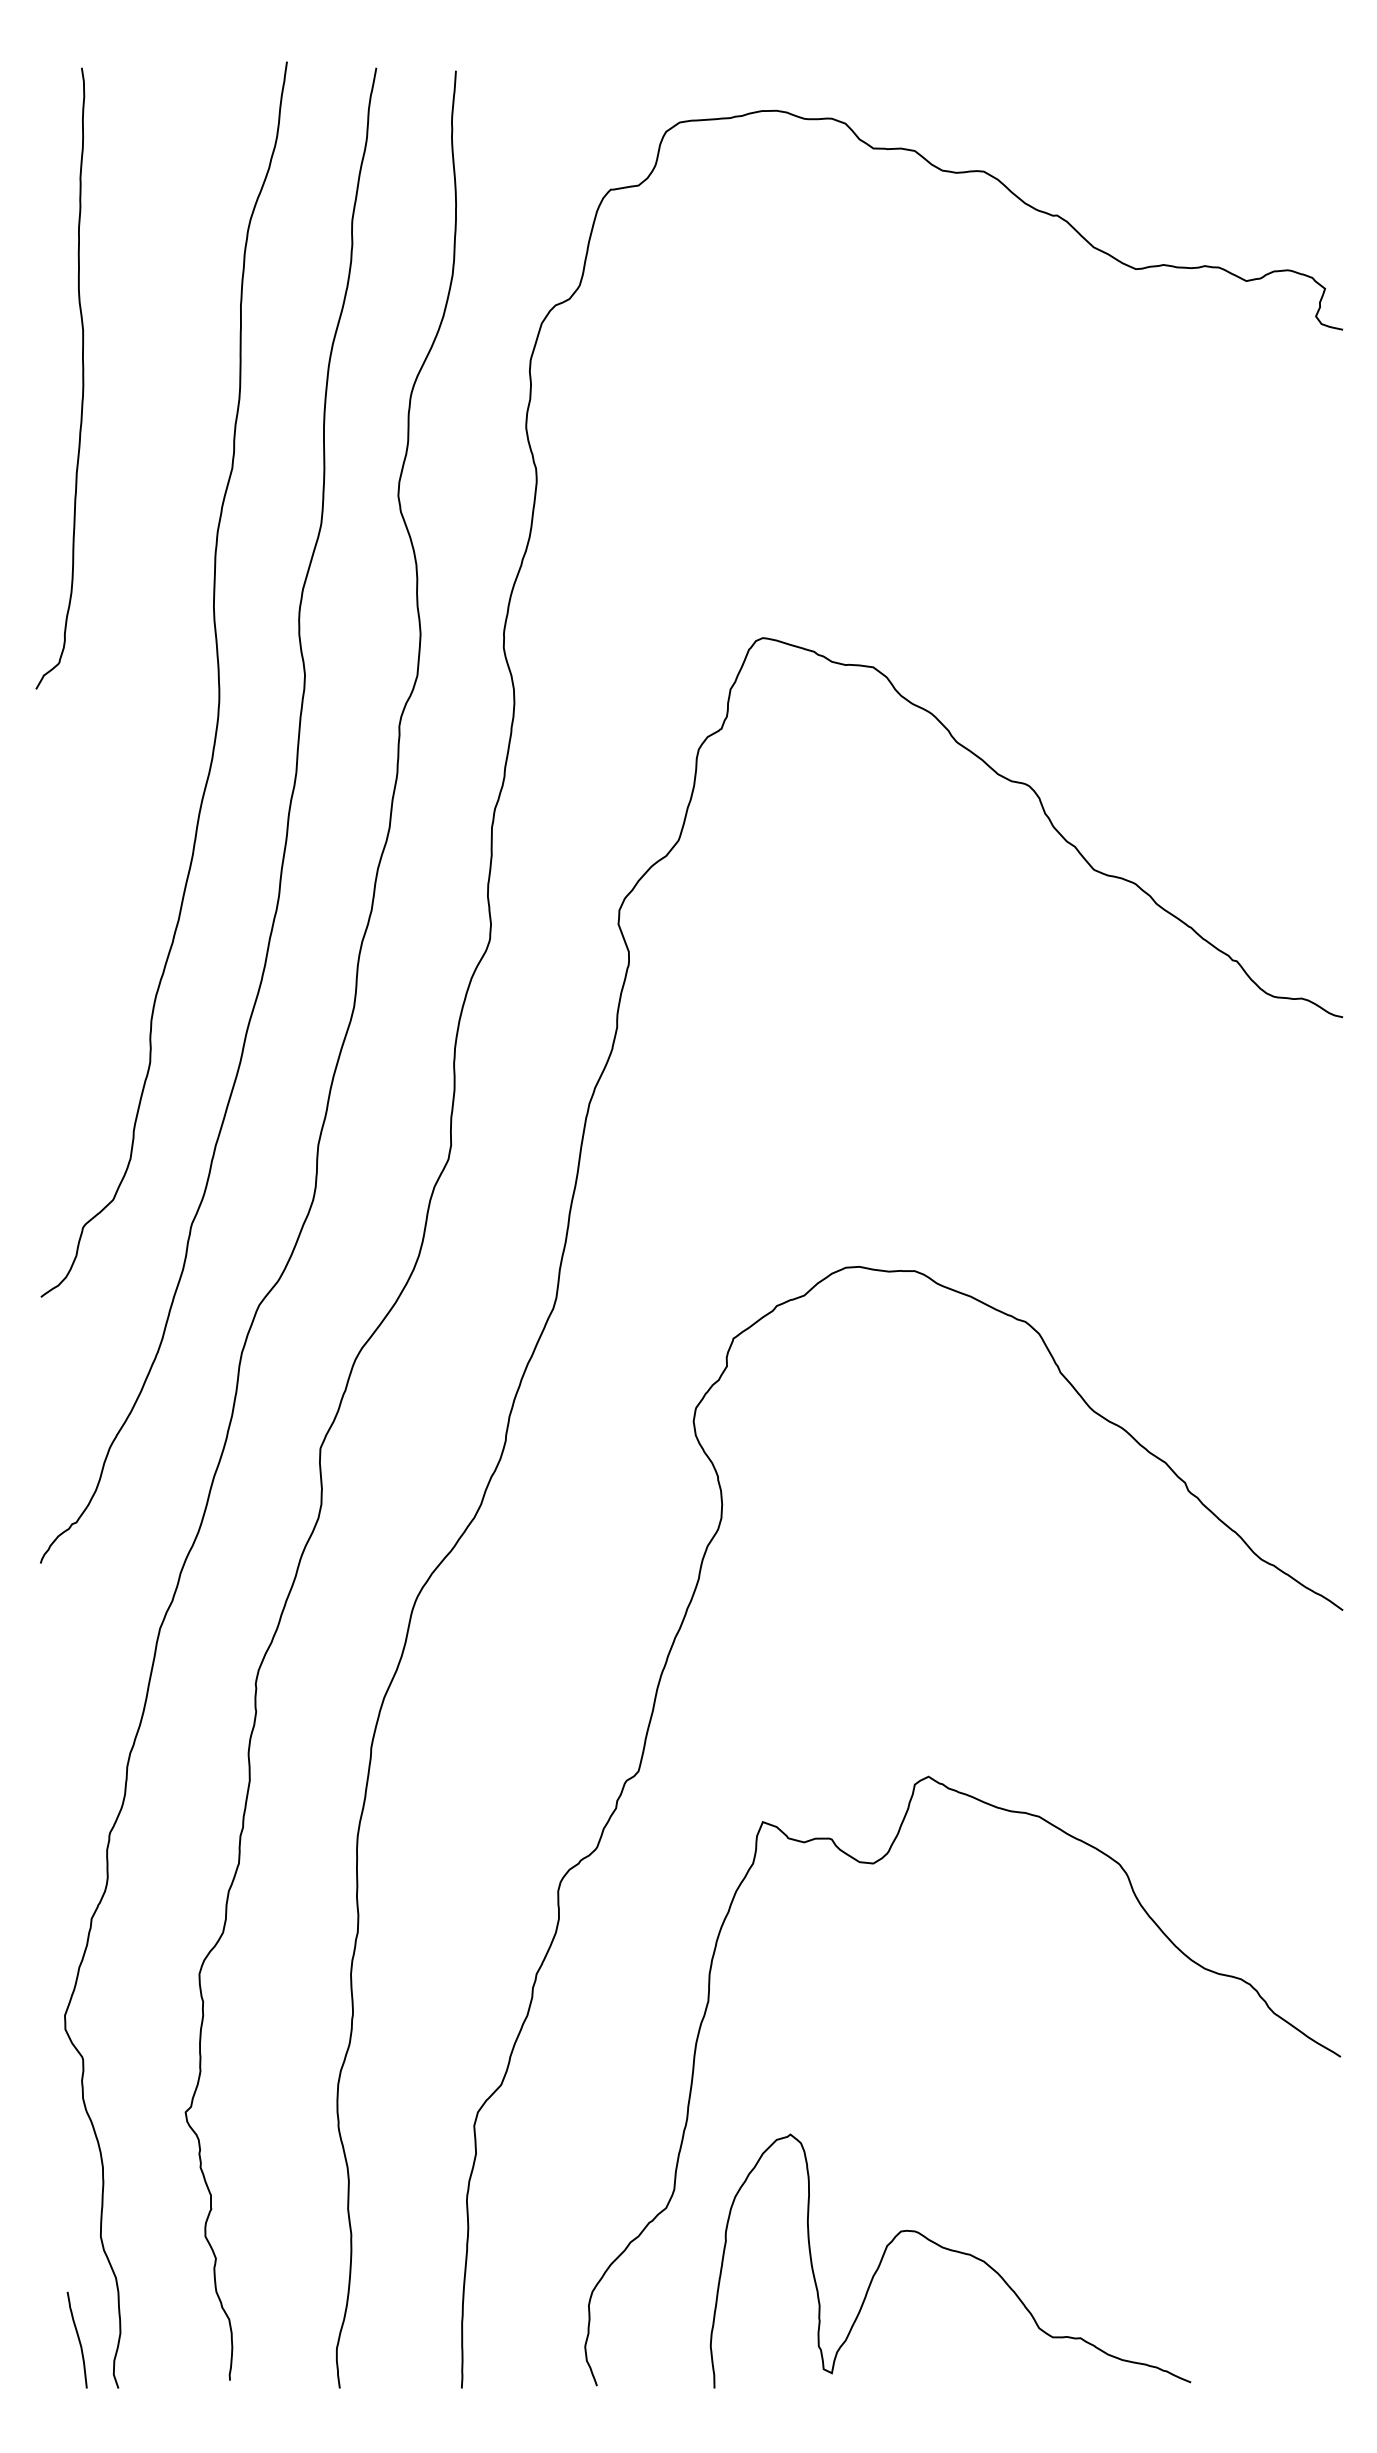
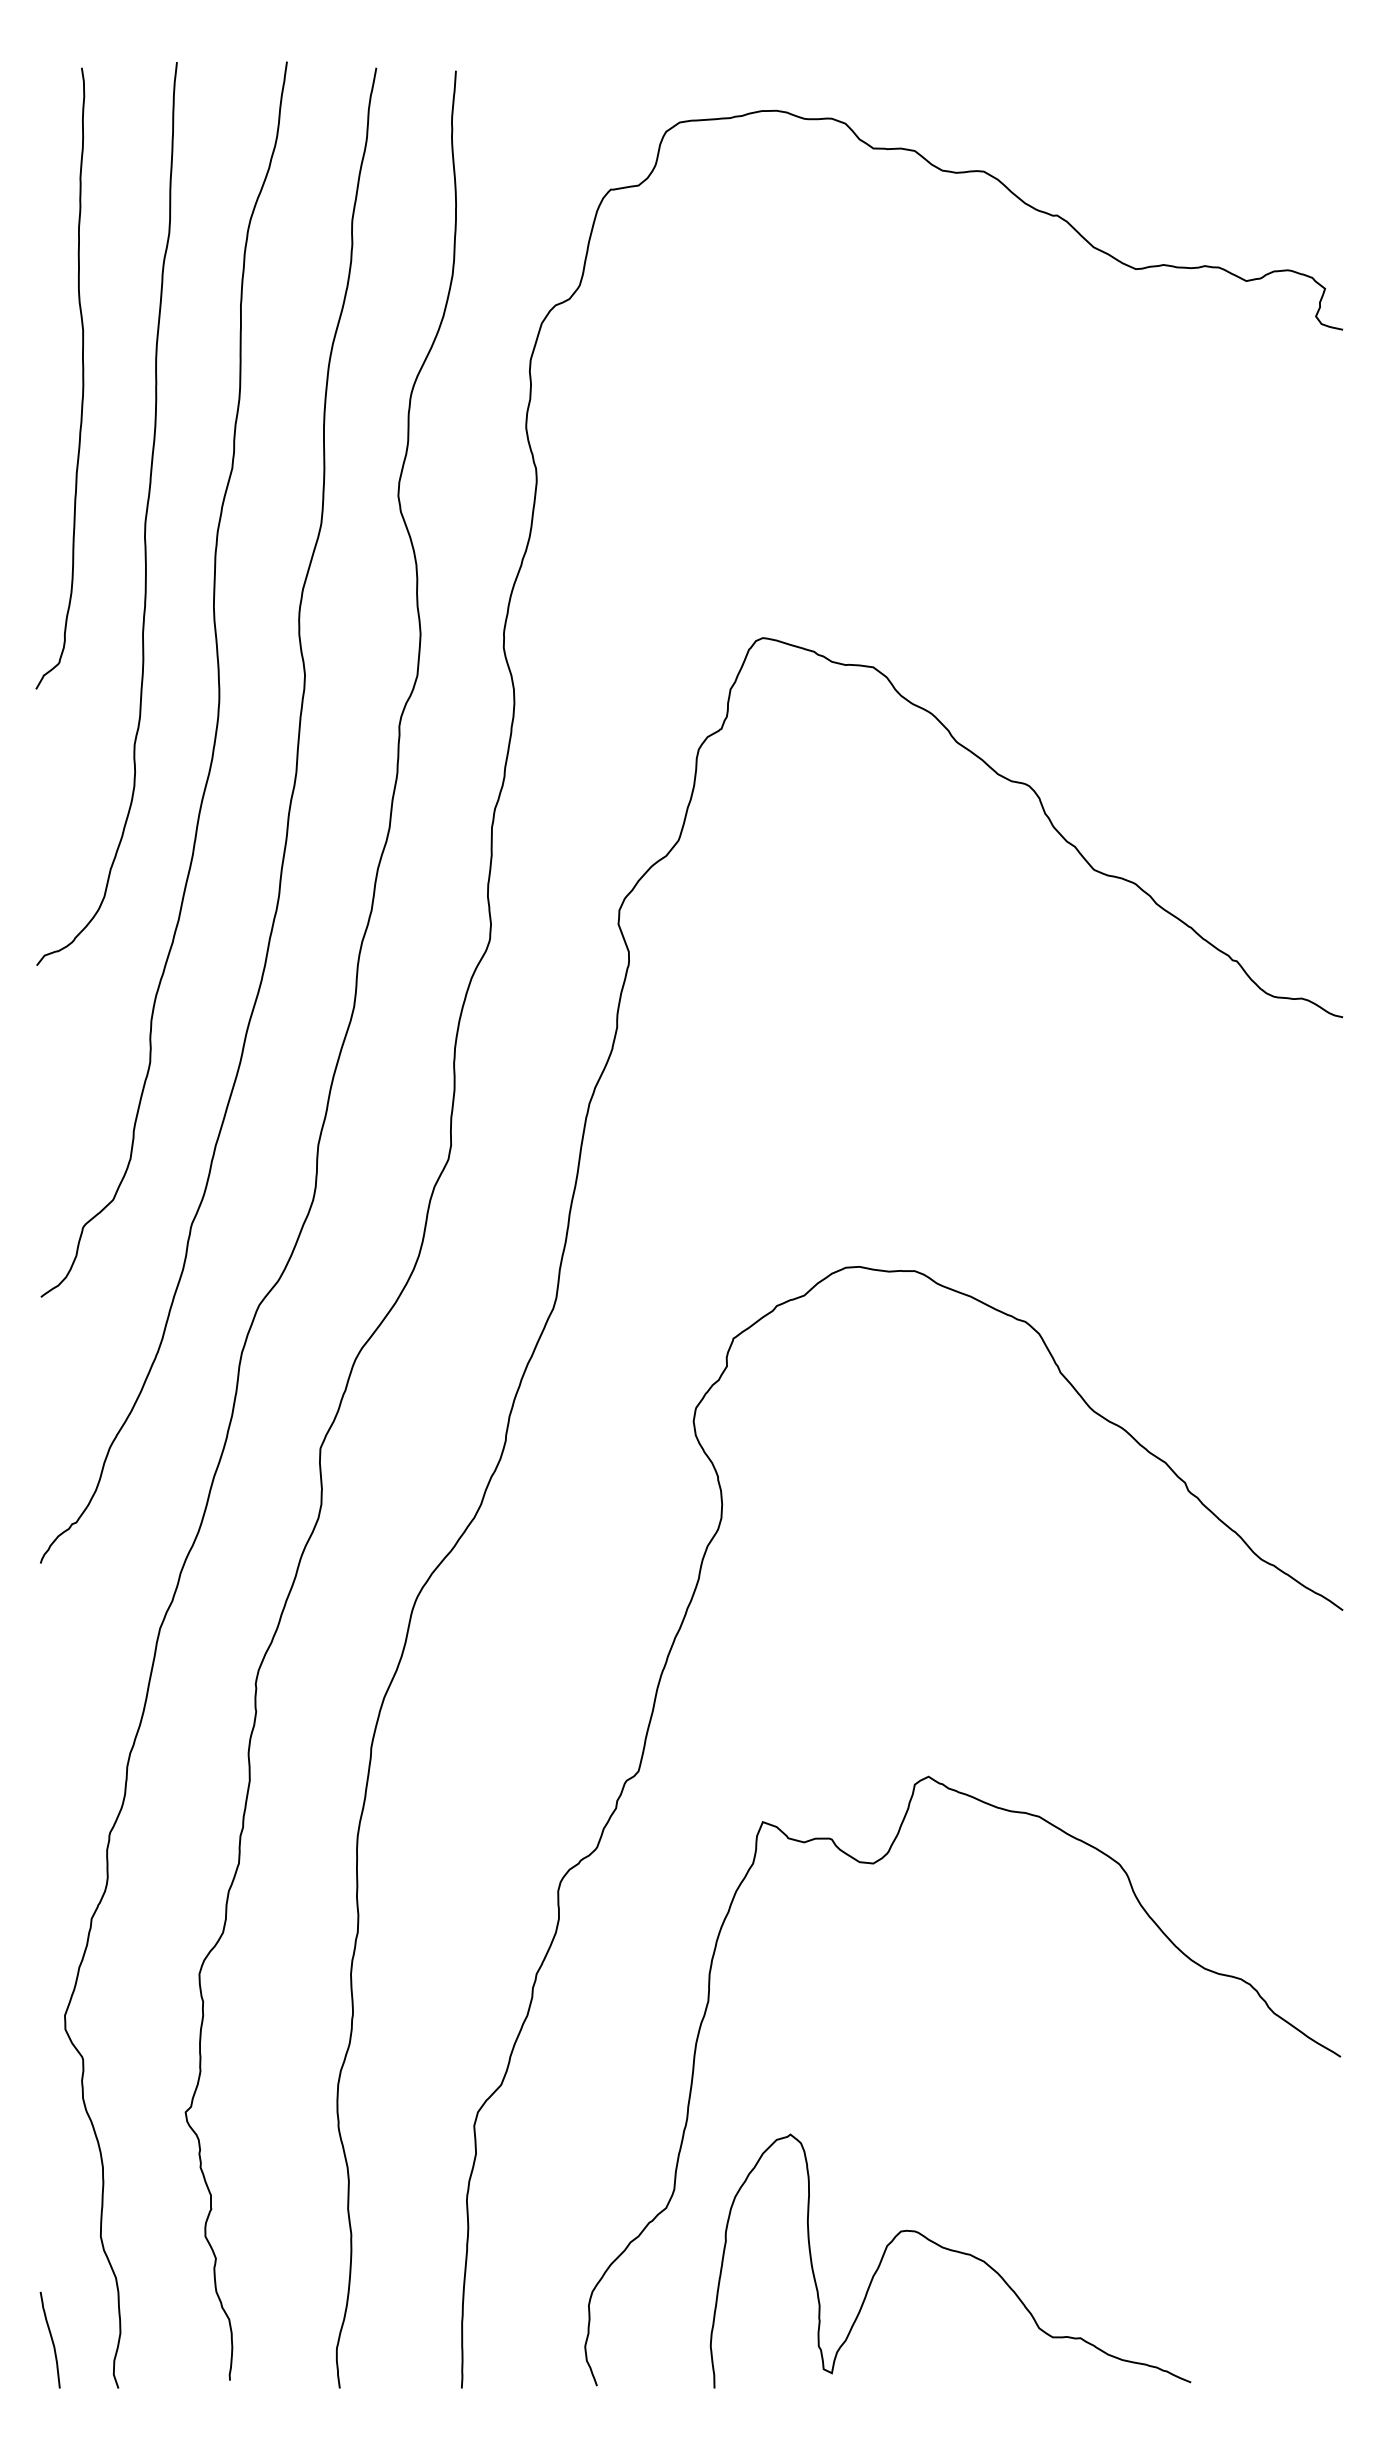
curve: none -> present (144, 519)
curve position: (78, 2339) -> (51, 2339) (51, 2339)
